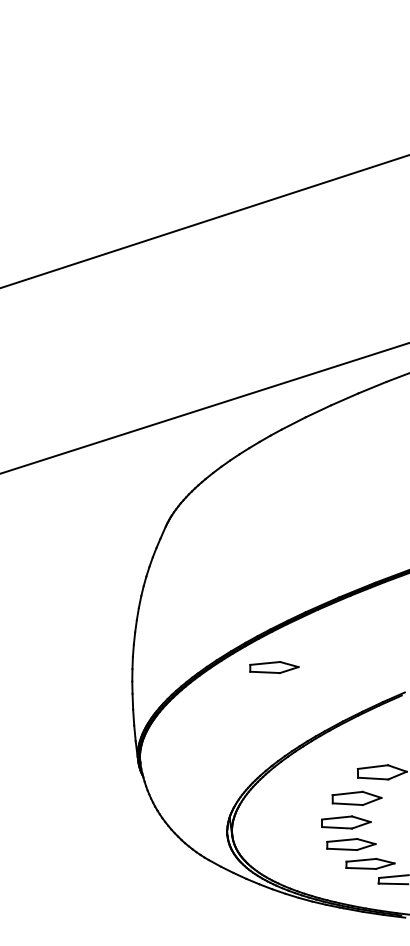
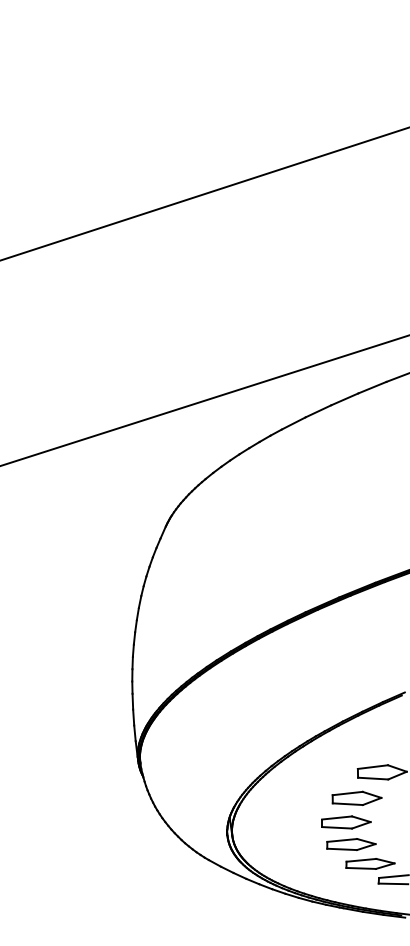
line position: (204, 221) -> (204, 193) (204, 193)
line position: (204, 407) -> (204, 400) (204, 400)
part: present -> none (274, 667)
